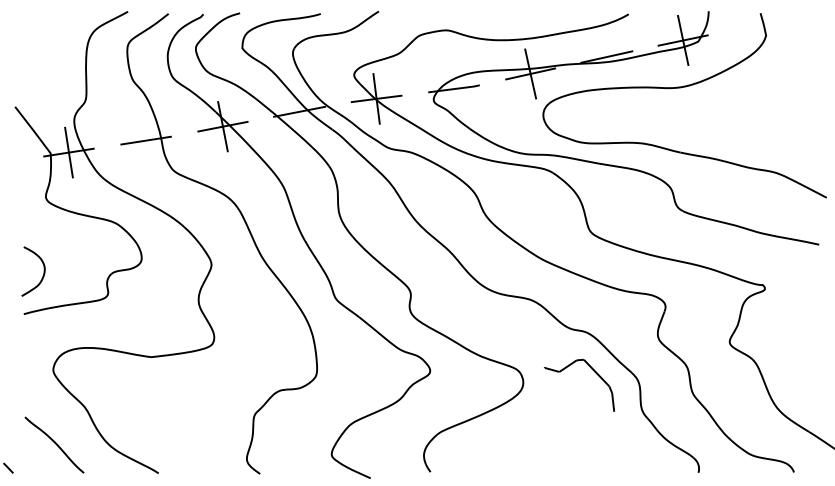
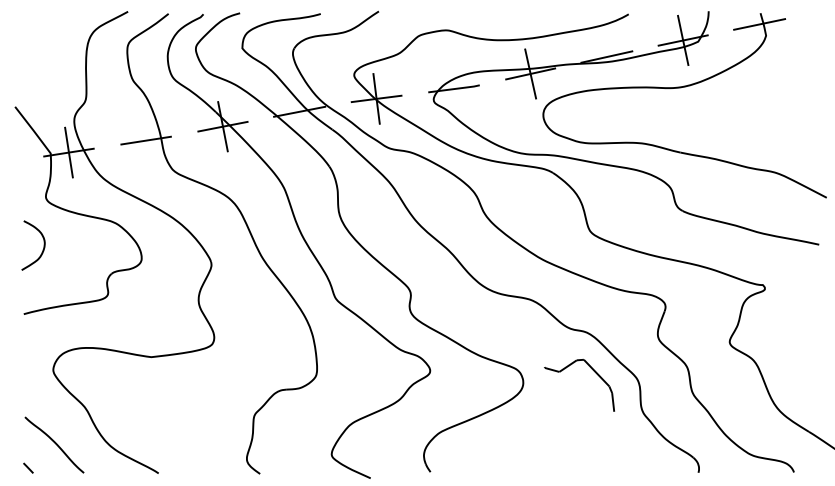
line: none -> present (759, 24)
curve position: (42, 275) -> (42, 249) (42, 249)
line position: (8, 467) -> (28, 467) (28, 467)
